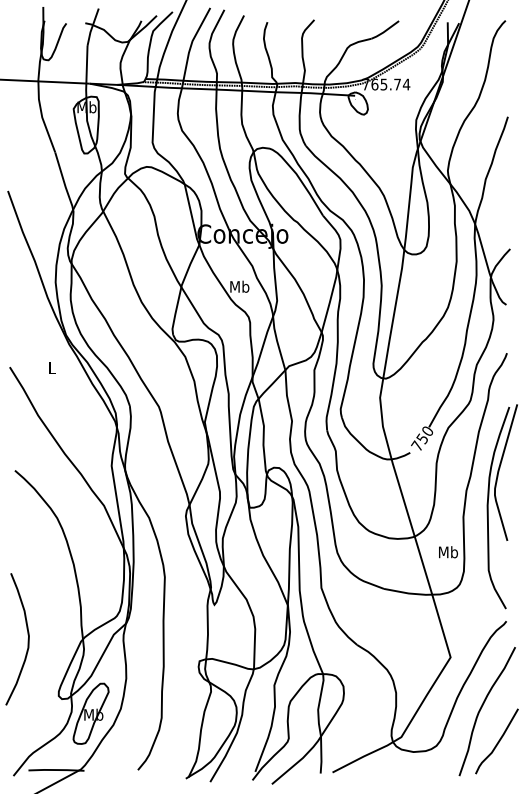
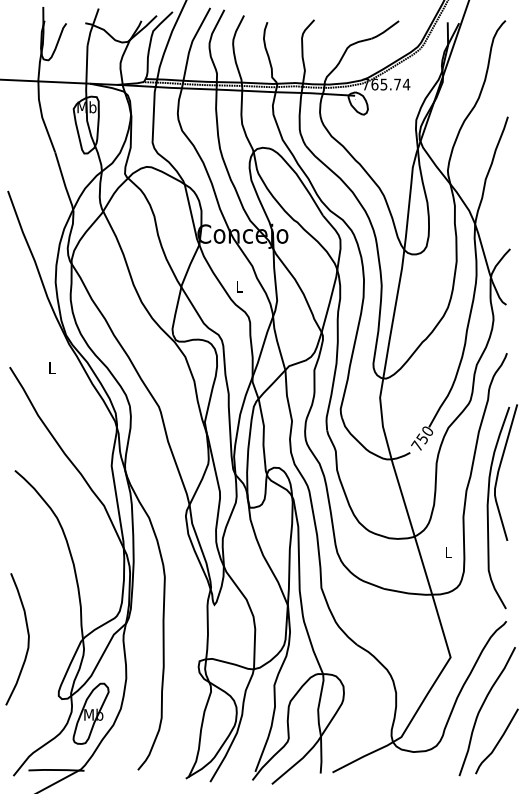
text: Mb -> L (239, 286)
text: Mb -> L (448, 552)
